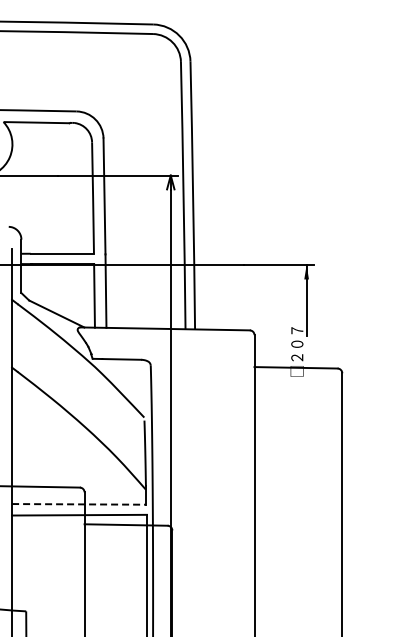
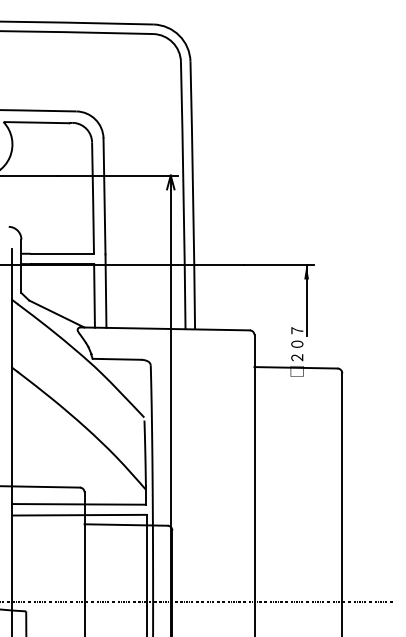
line: dashed -> solid (79, 504)
line: none -> present (197, 602)
